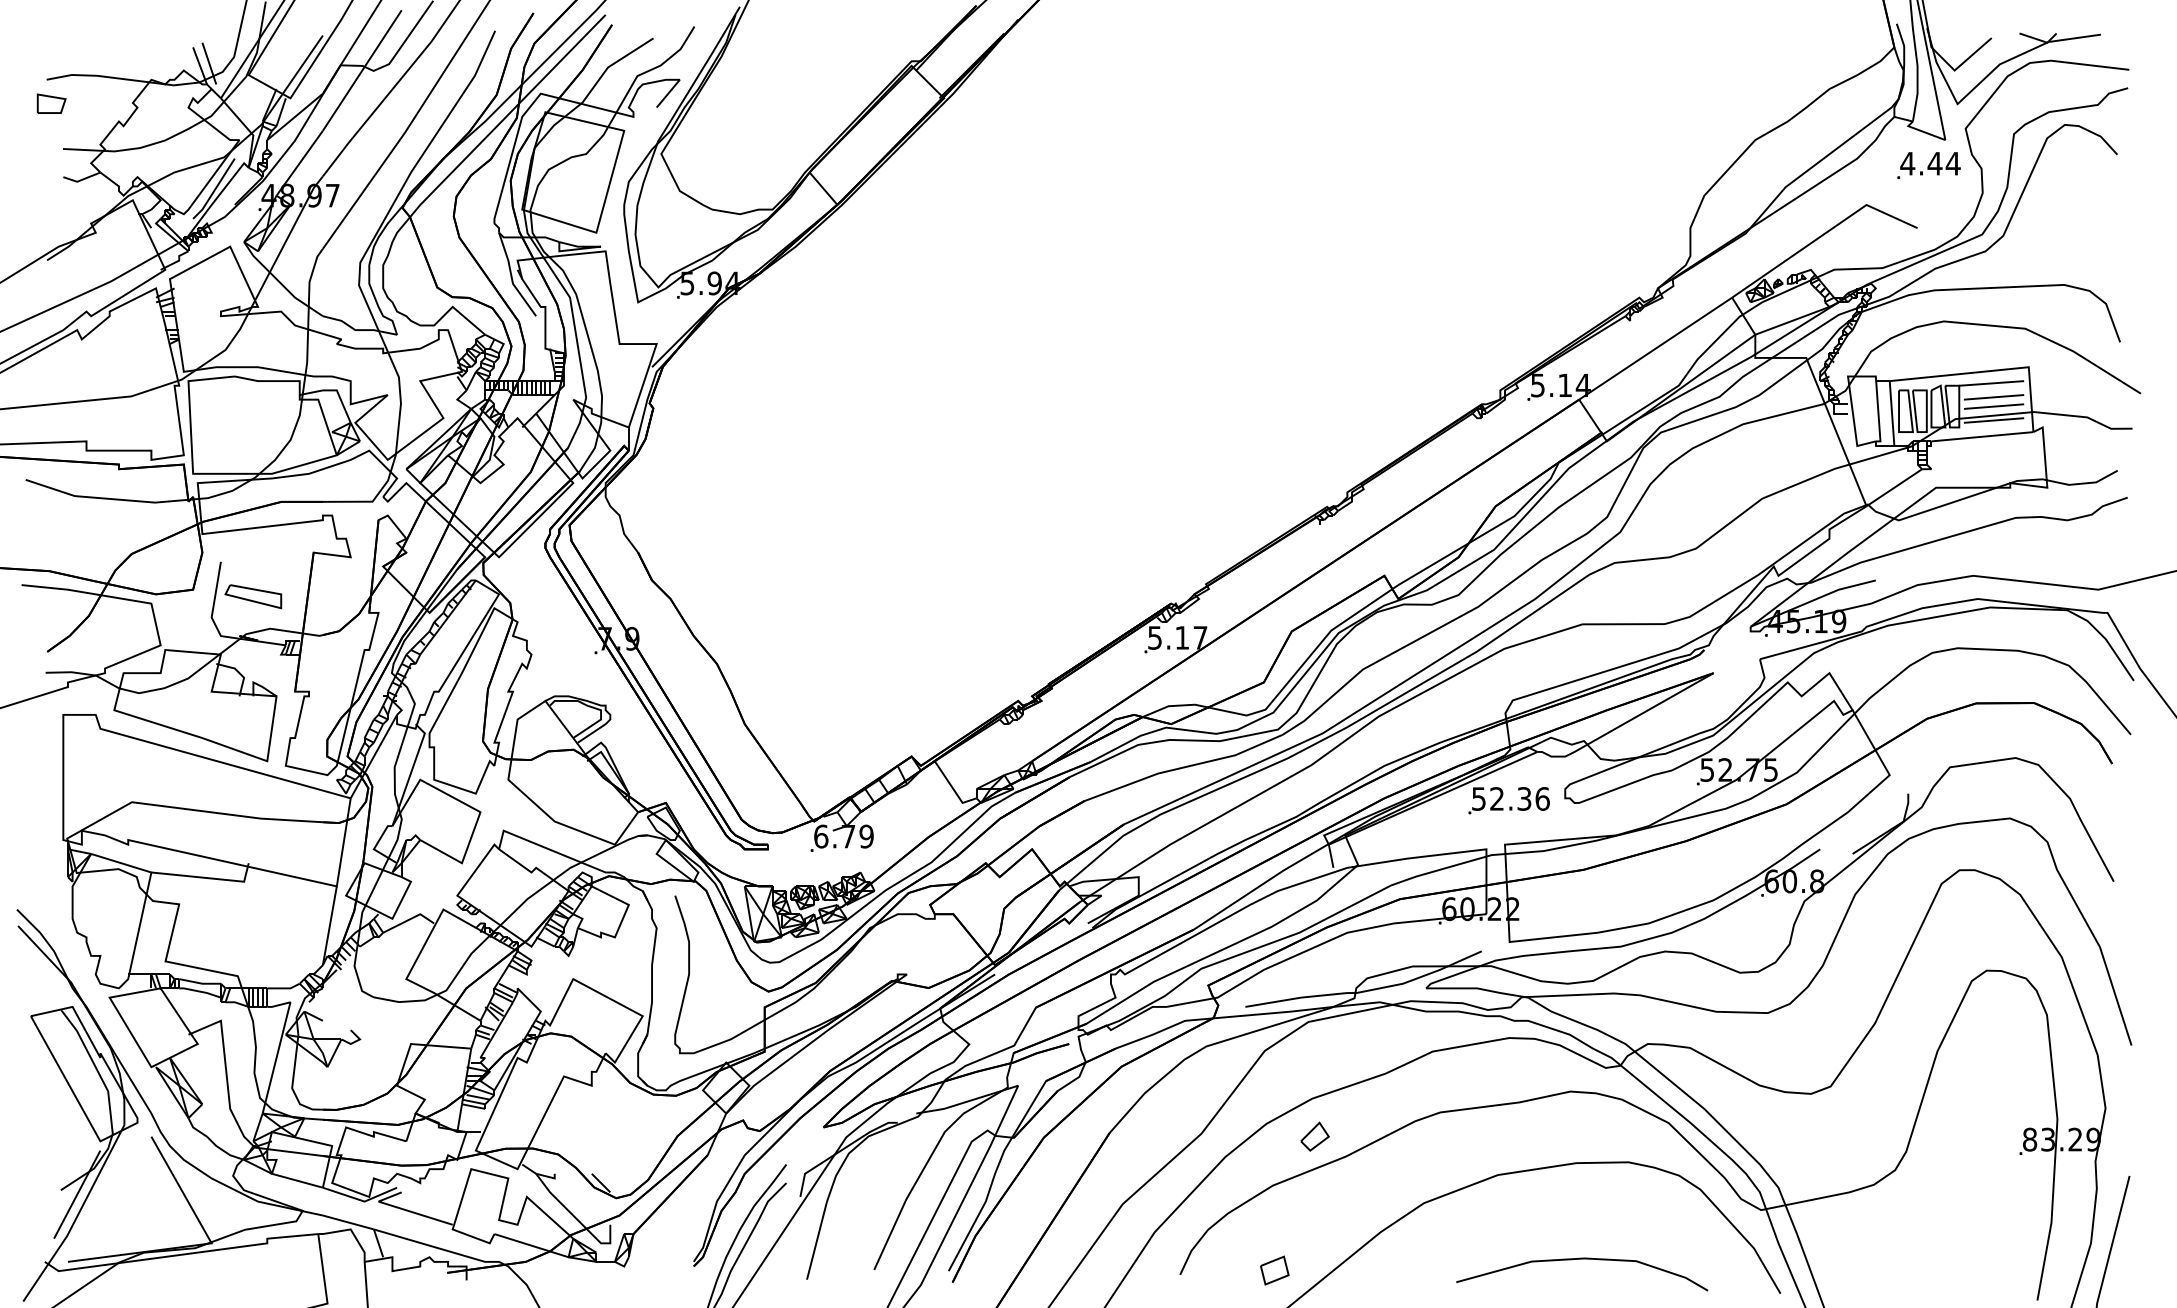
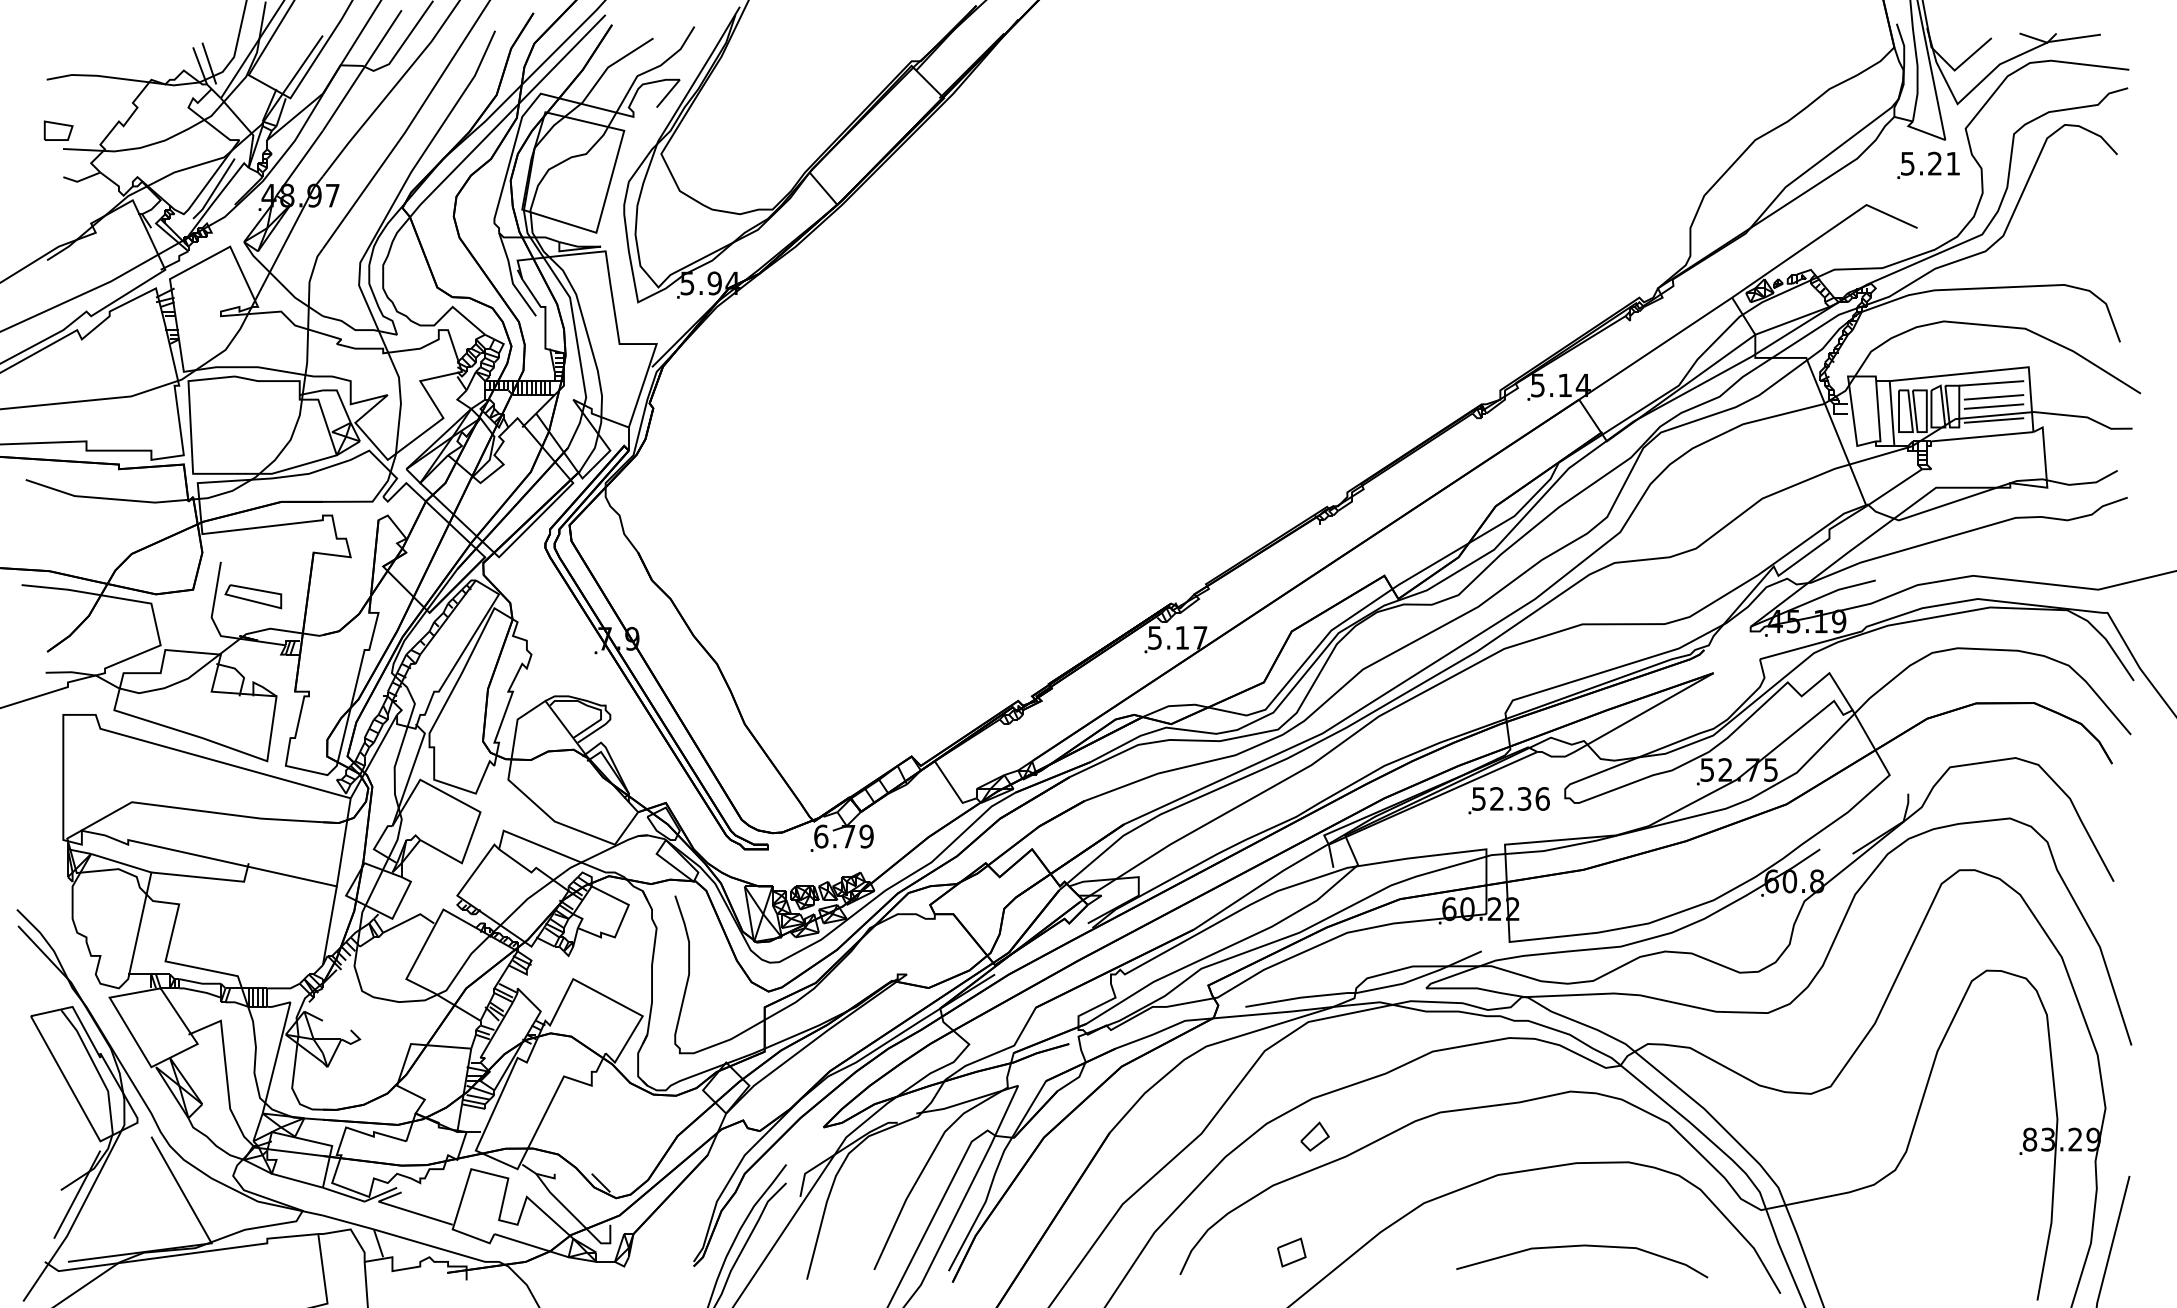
part position: (51, 103) -> (58, 130) (58, 130)
text: 4.44 -> 5.21 (1930, 163)
curve position: (1582, 1259) -> (1582, 1246) (1582, 1246)
part position: (1274, 1270) -> (1291, 1252) (1291, 1252)
